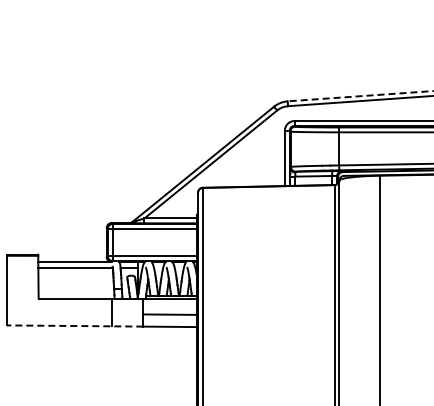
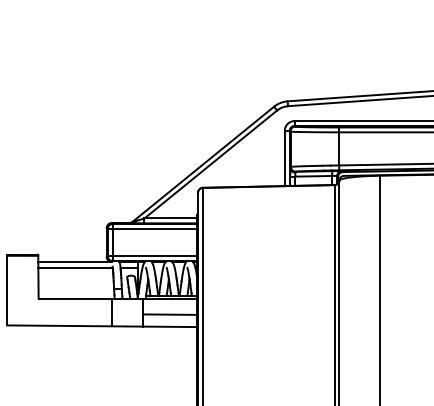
line: dashed -> solid (360, 96)
line: dashed -> solid (74, 326)
